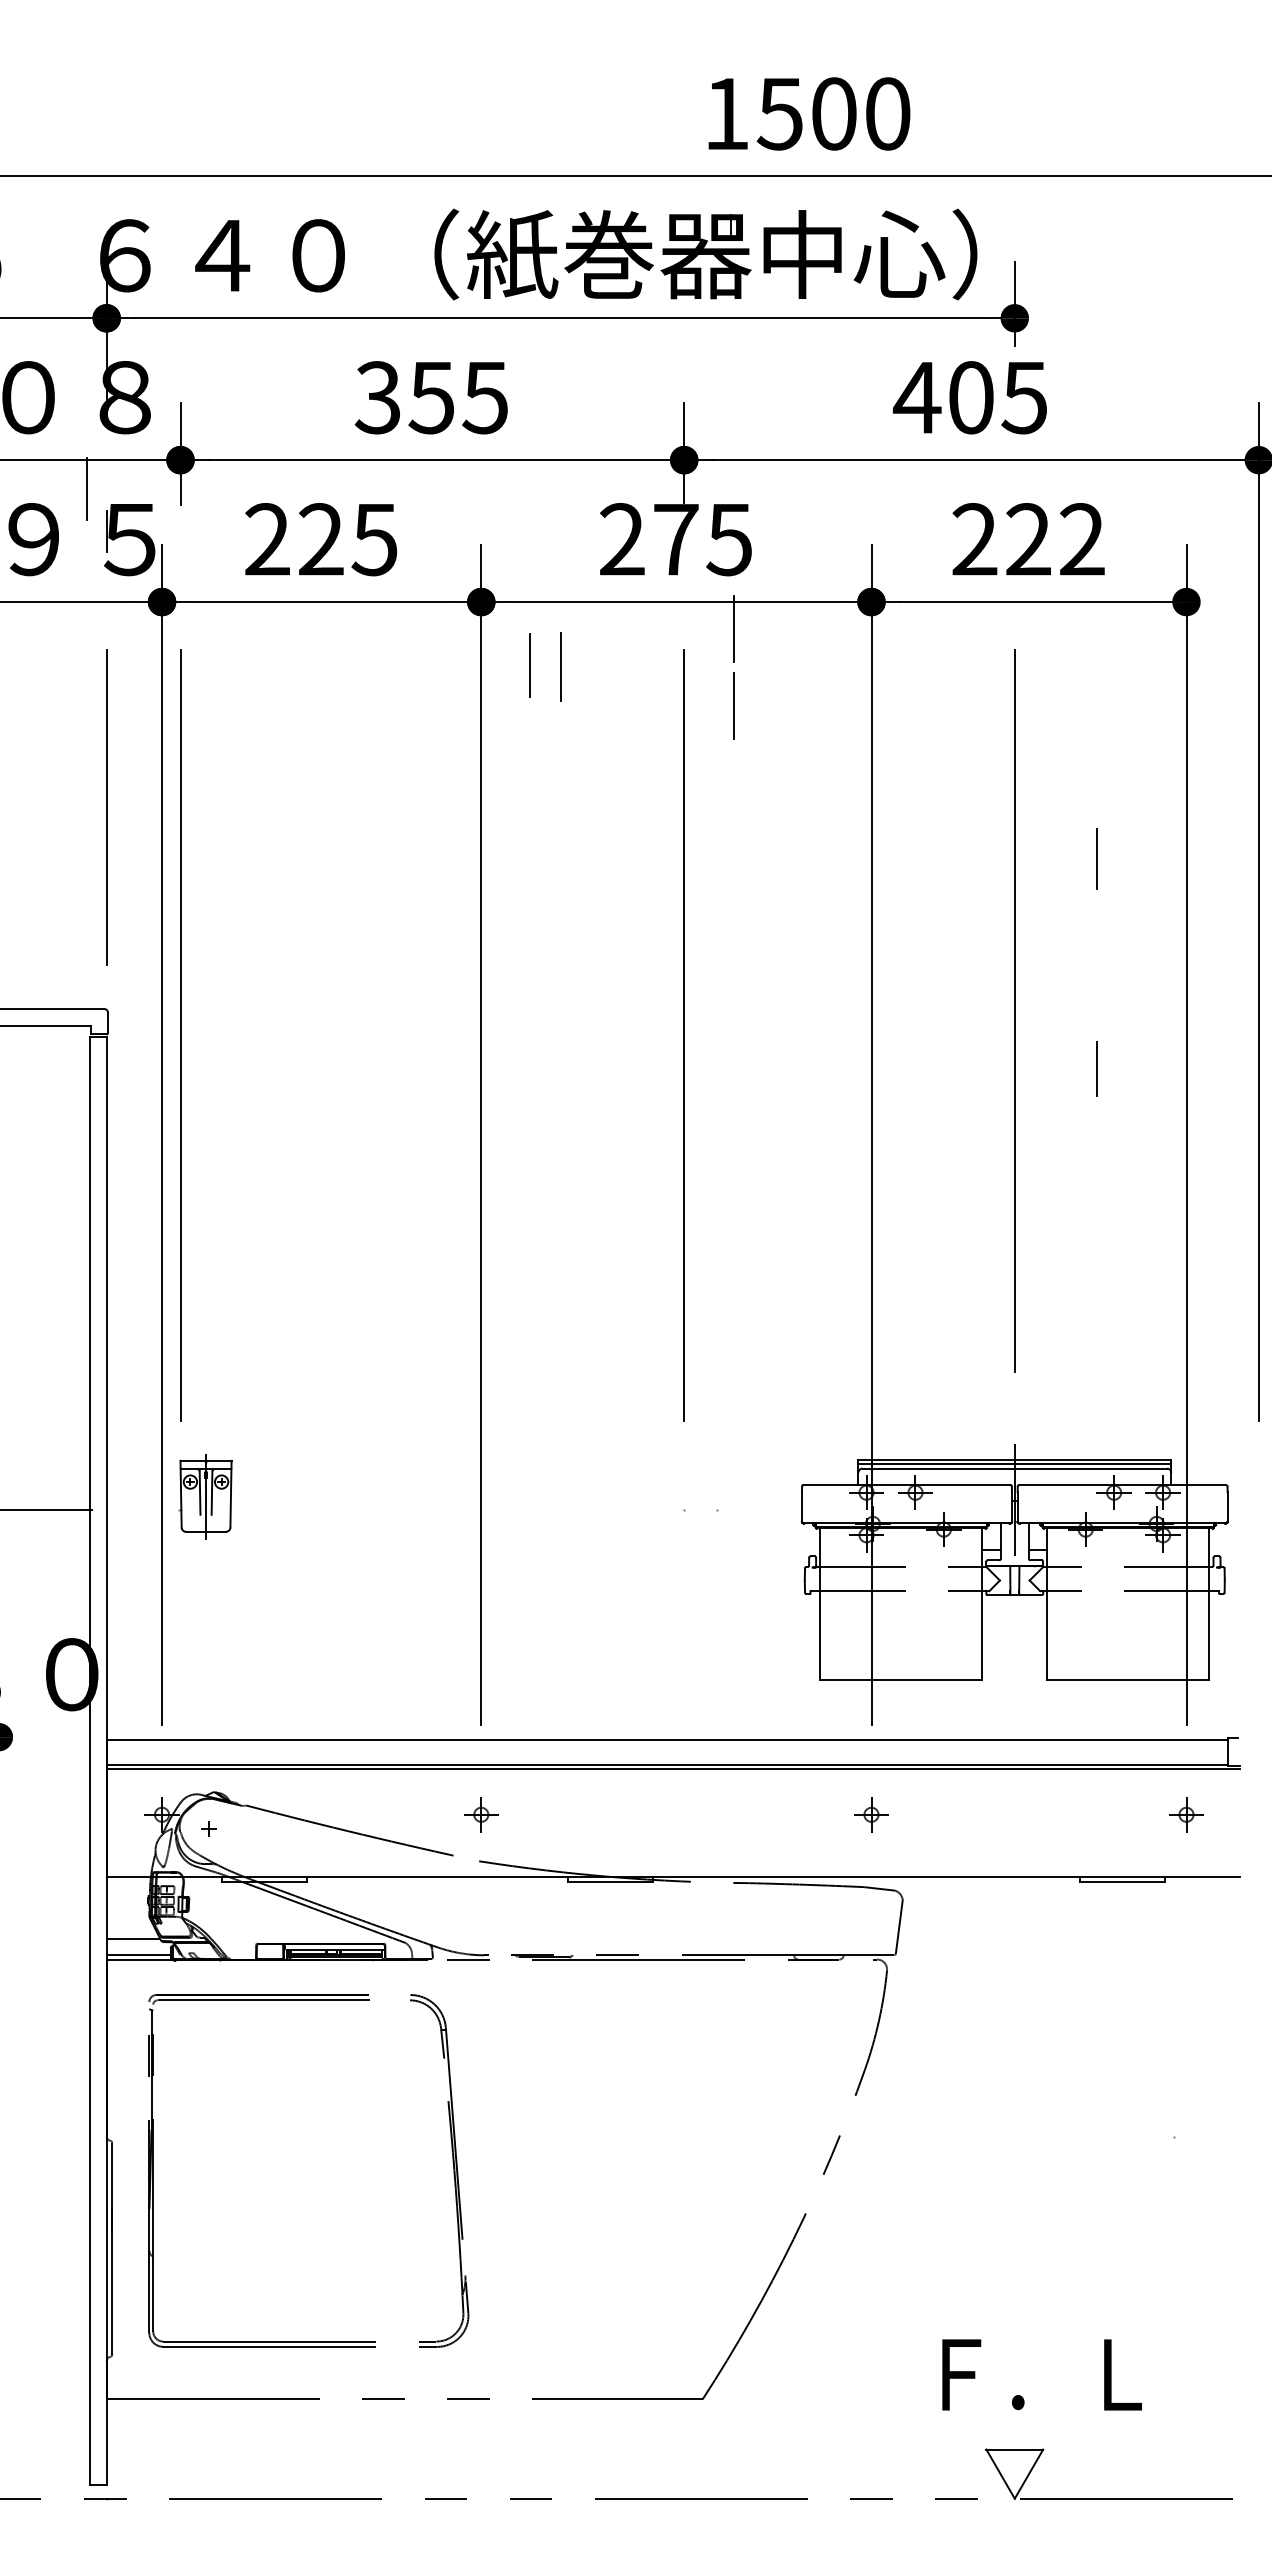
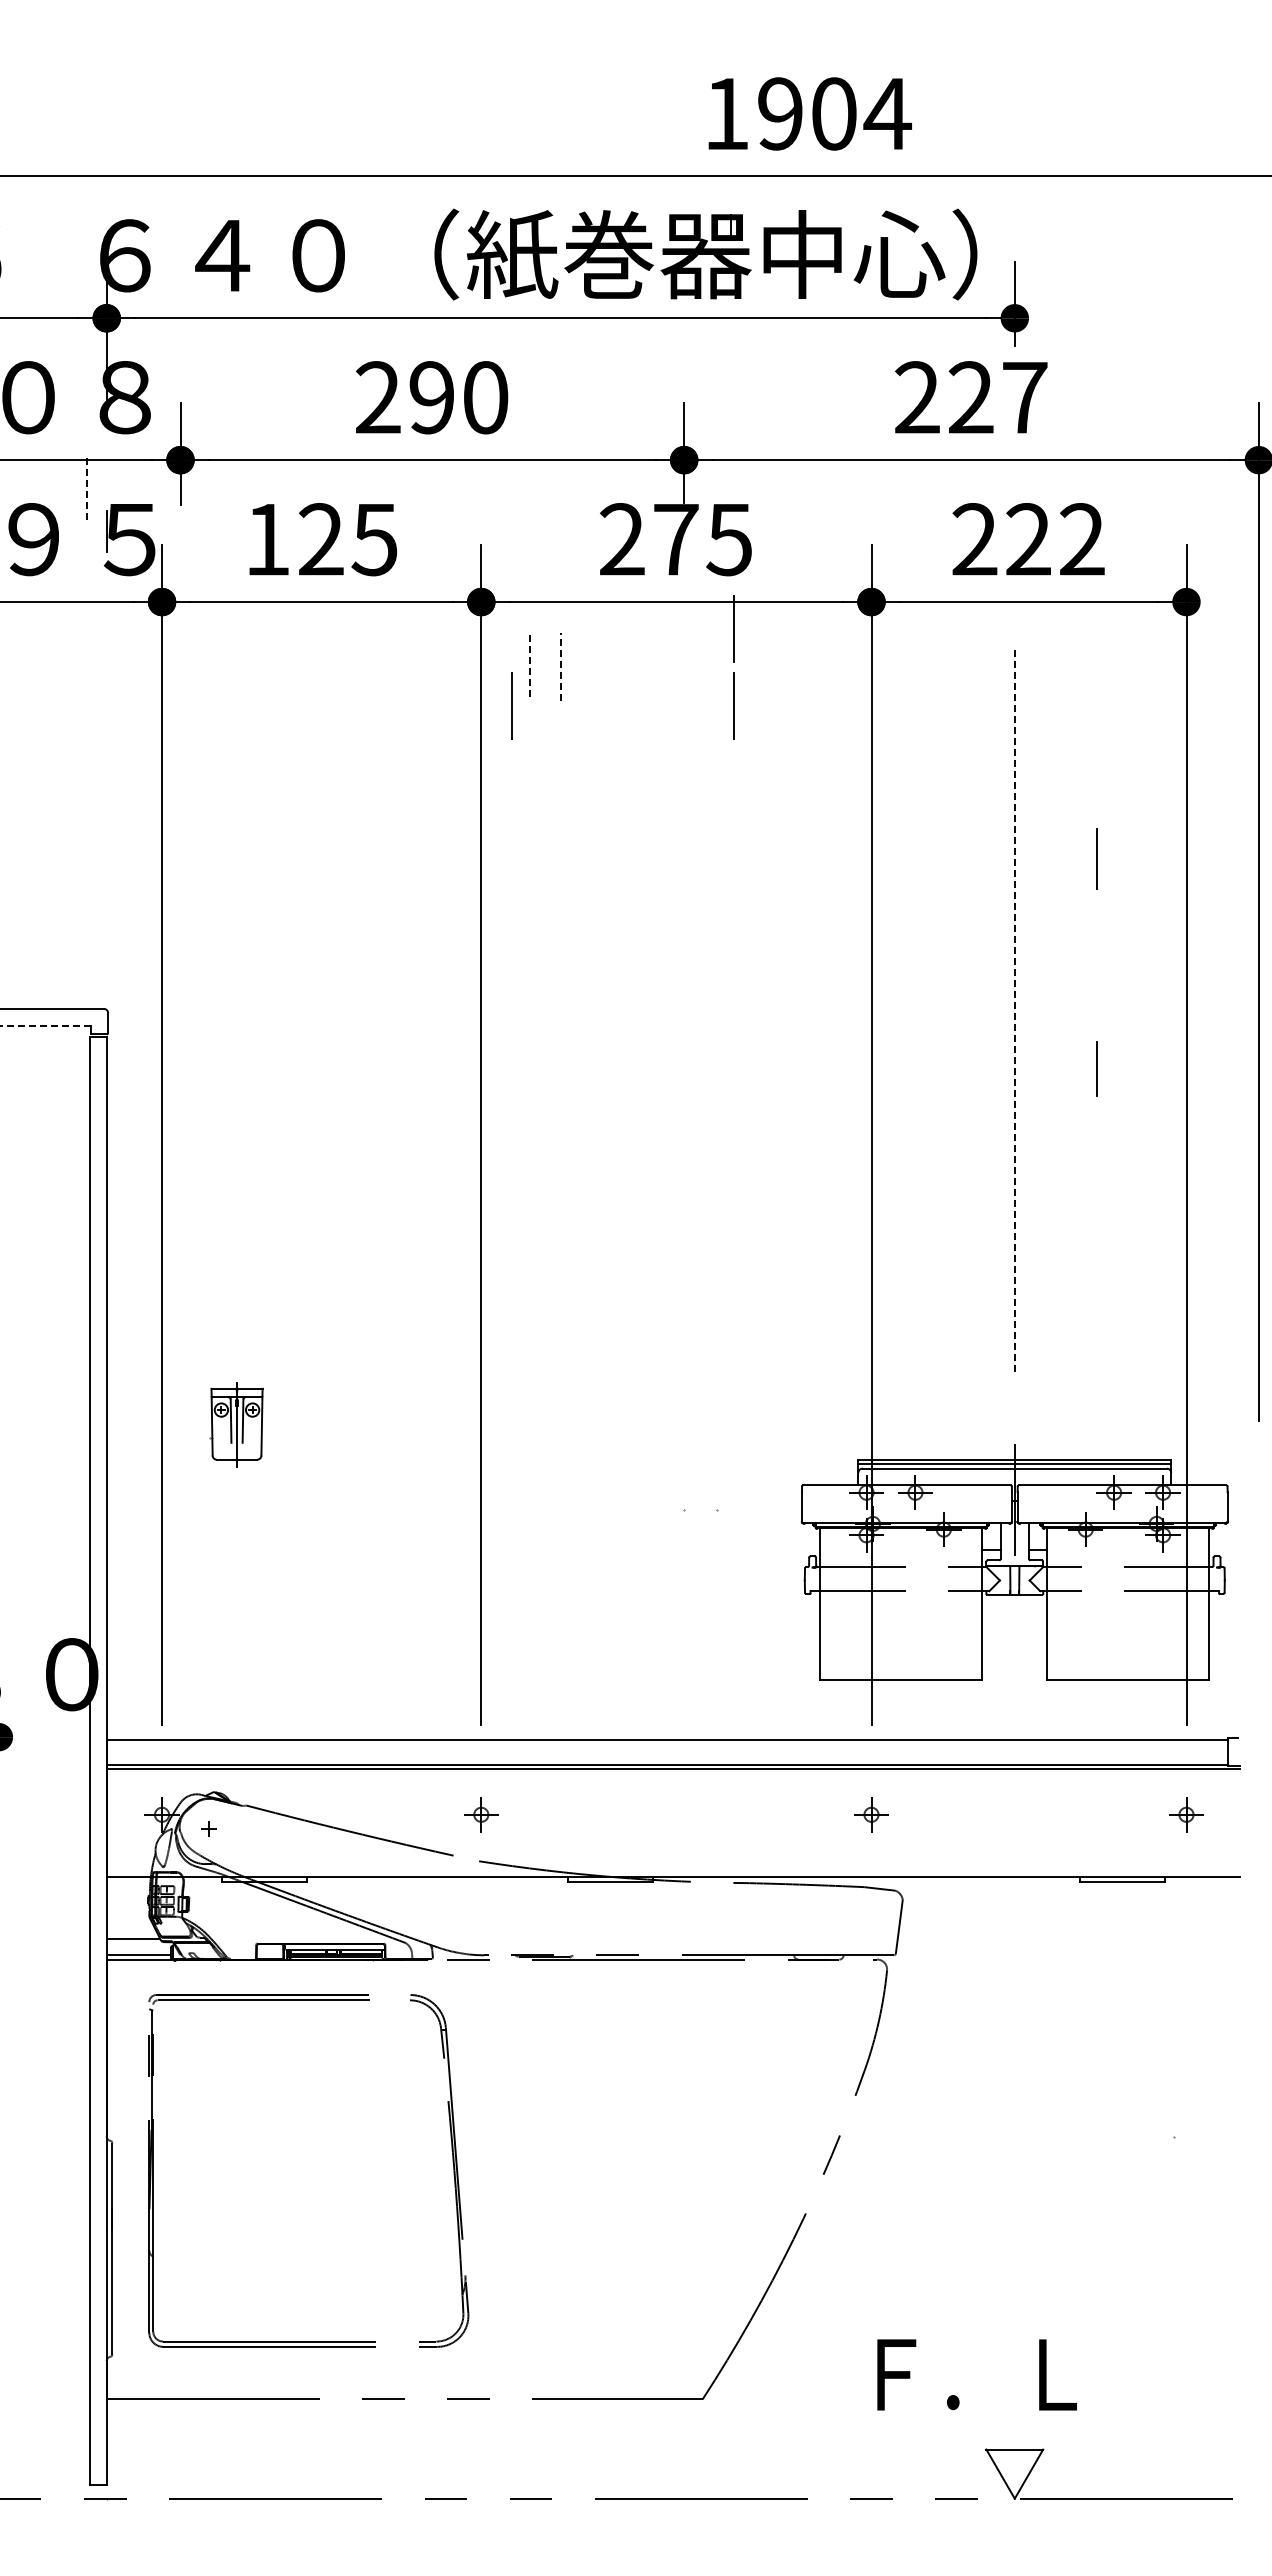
text: 1500 -> 1904 (833, 113)
text: 355 -> 290 (431, 397)
text: 405 -> 227 (969, 397)
line: solid -> dashed (86, 488)
text: 225 -> 125 (267, 539)
line: solid -> dashed (529, 664)
line: solid -> dashed (560, 666)
line: none -> present (511, 705)
line: present -> none (106, 807)
line: solid -> dashed (1014, 1010)
line: solid -> dashed (45, 1025)
line: present -> none (180, 1034)
line: present -> none (684, 1034)
part position: (205, 1496) -> (236, 1424) (236, 1424)
line: present -> none (47, 1510)
text position: (1041, 2374) -> (976, 2374) (976, 2374)
